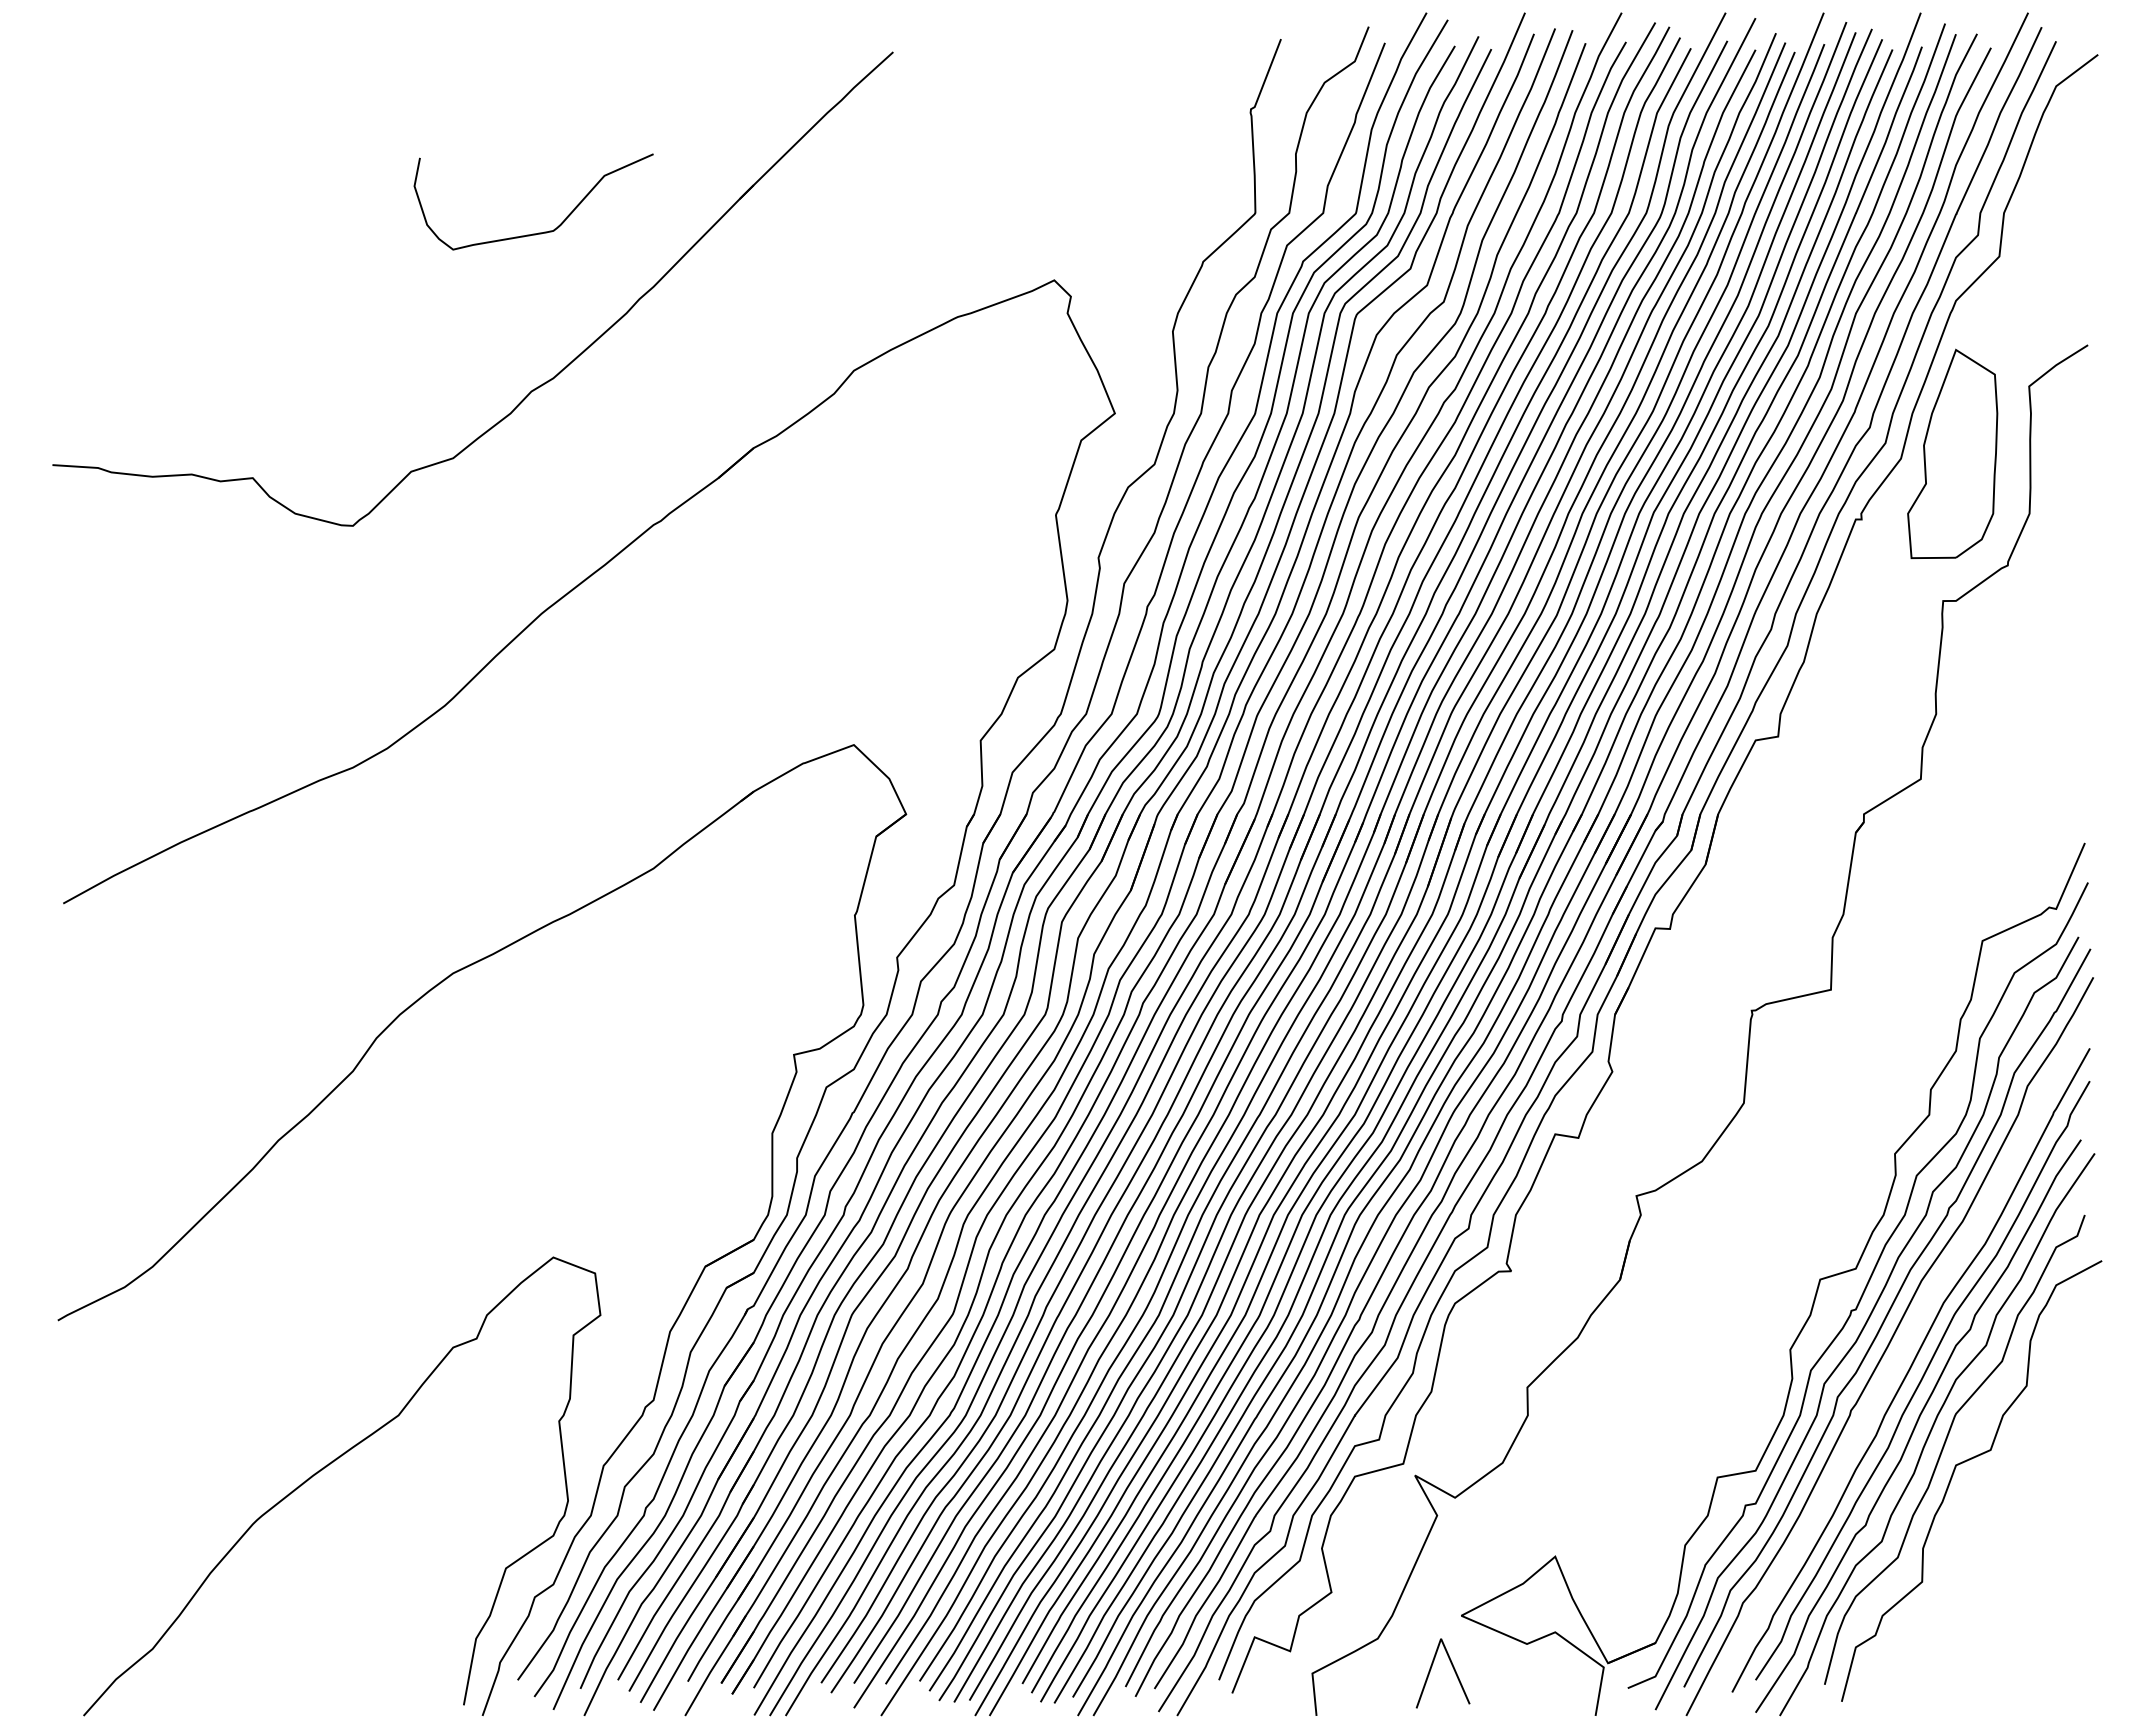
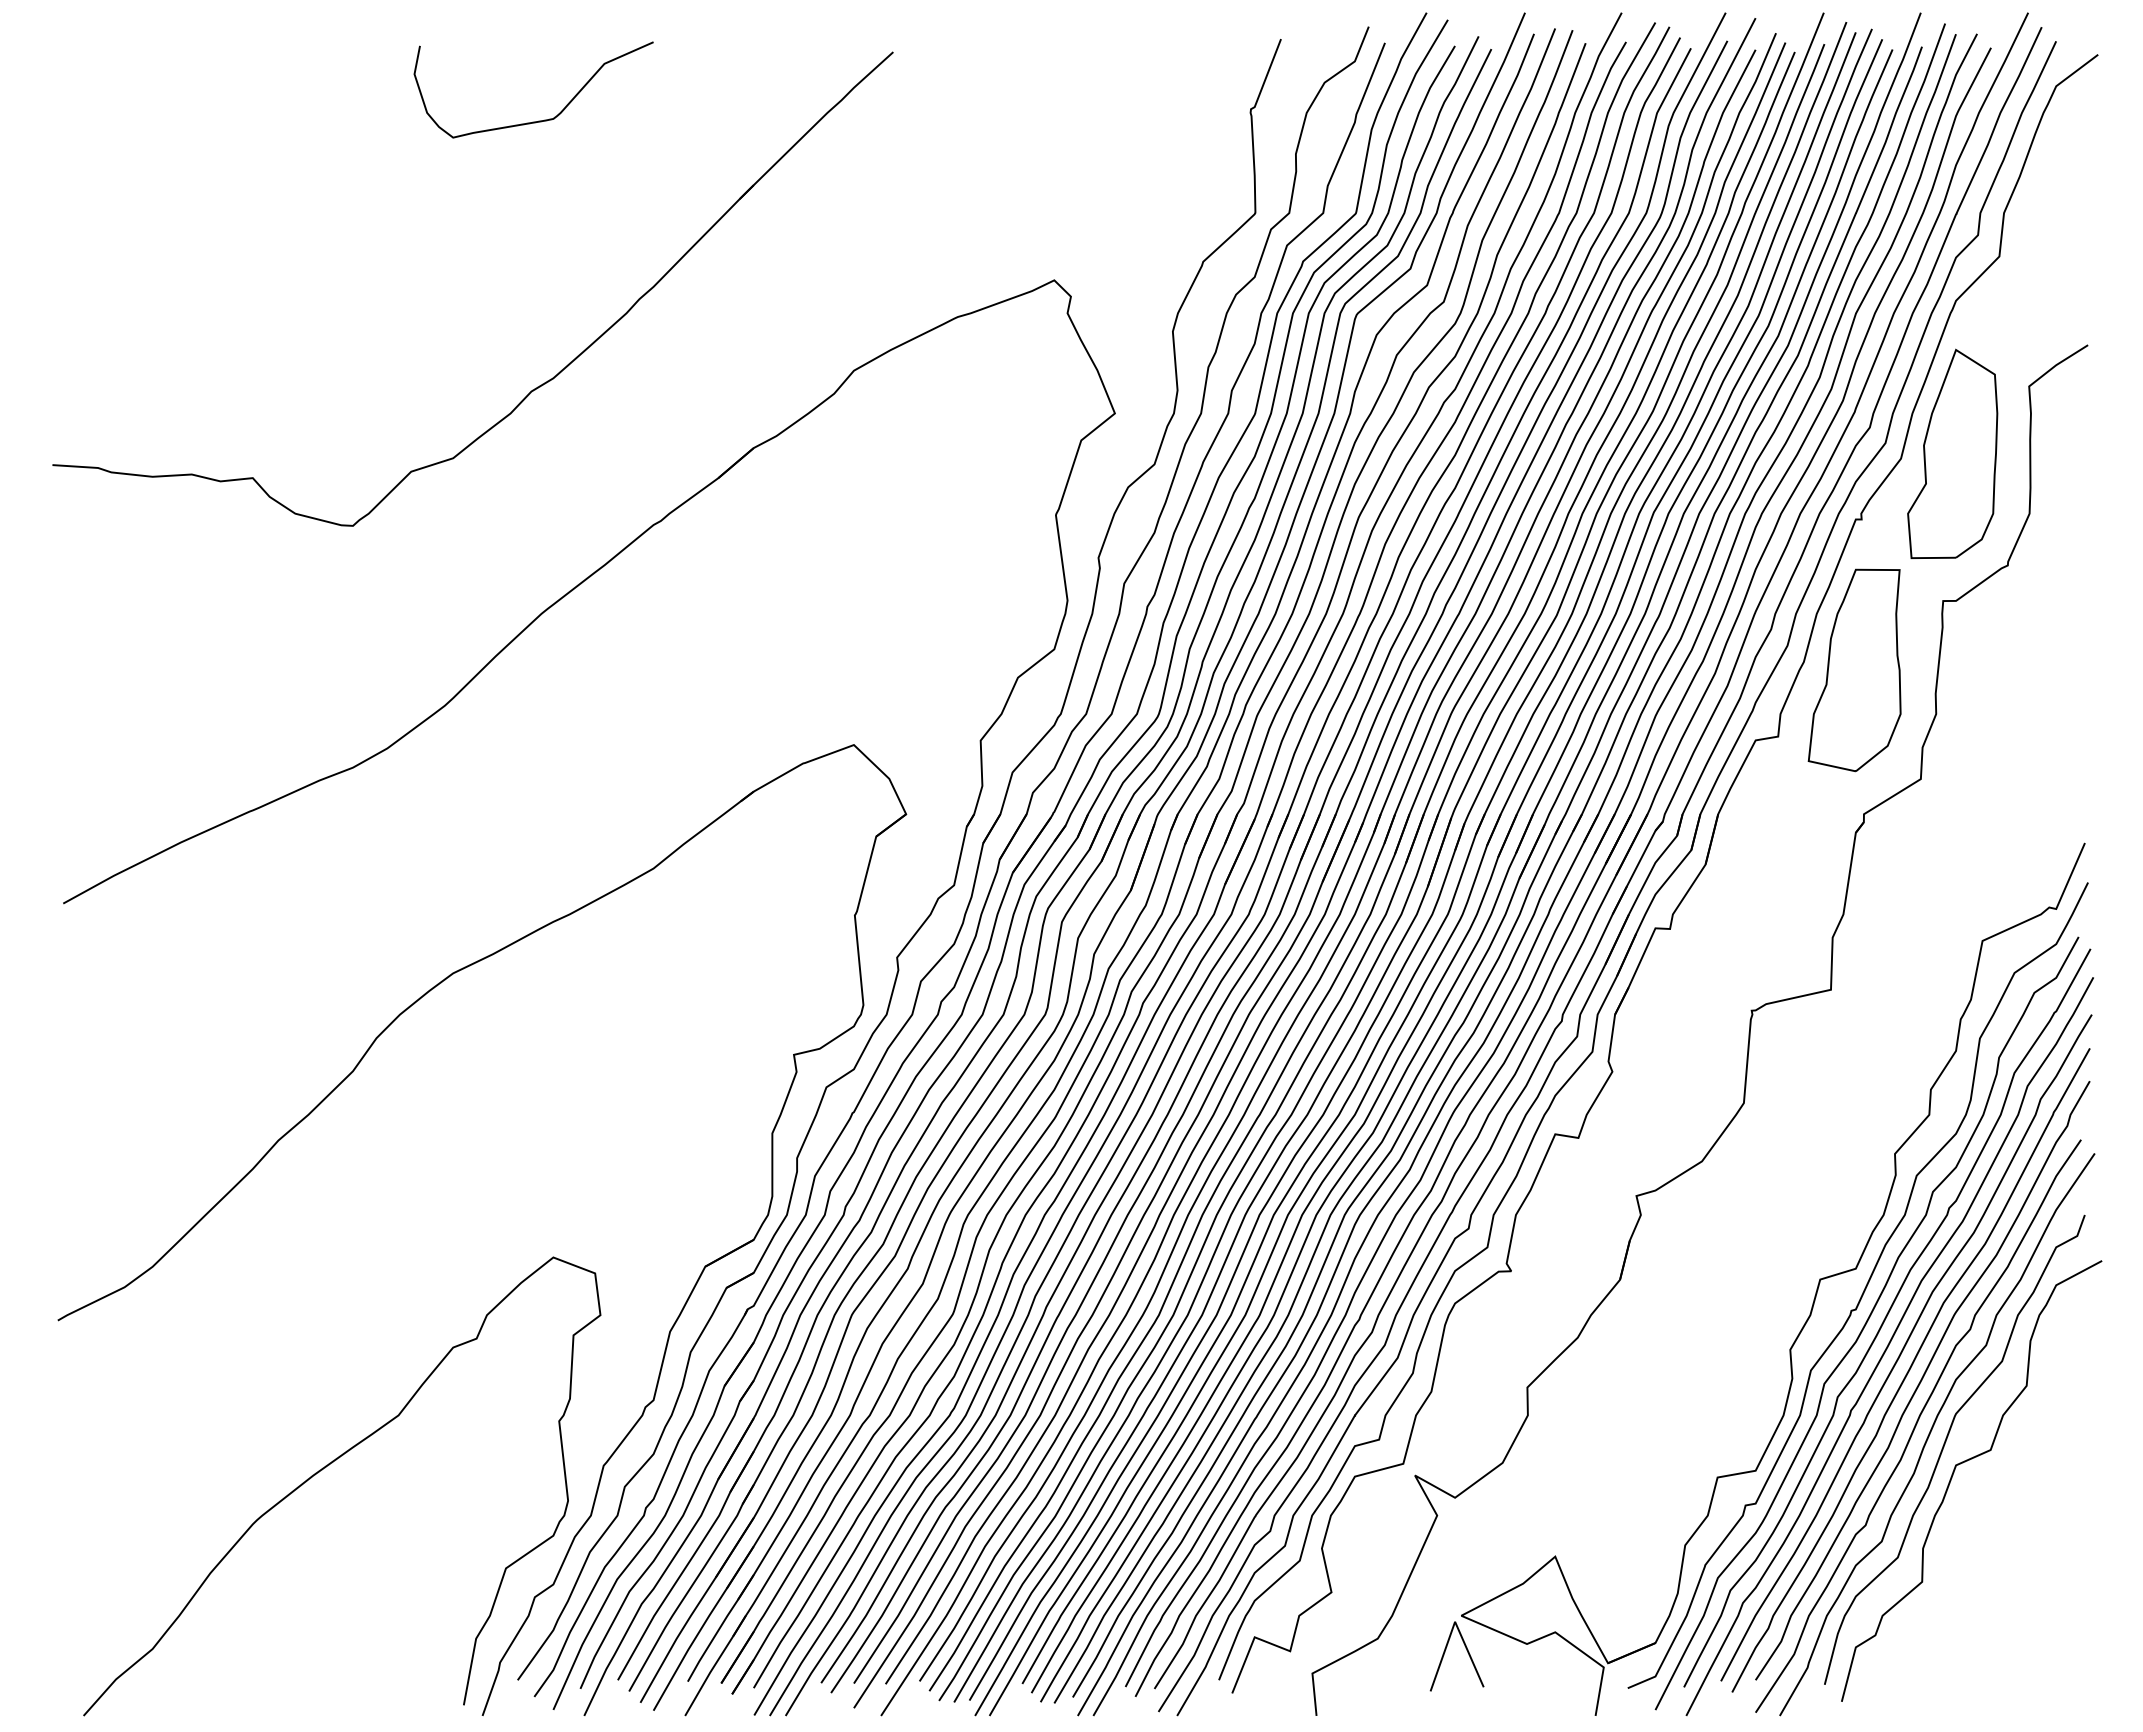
curve position: (538, 232) -> (538, 120) (538, 120)
part: none -> present (1854, 670)
curve: none -> present (1905, 1346)
line position: (1452, 1667) -> (1466, 1650) (1466, 1650)
